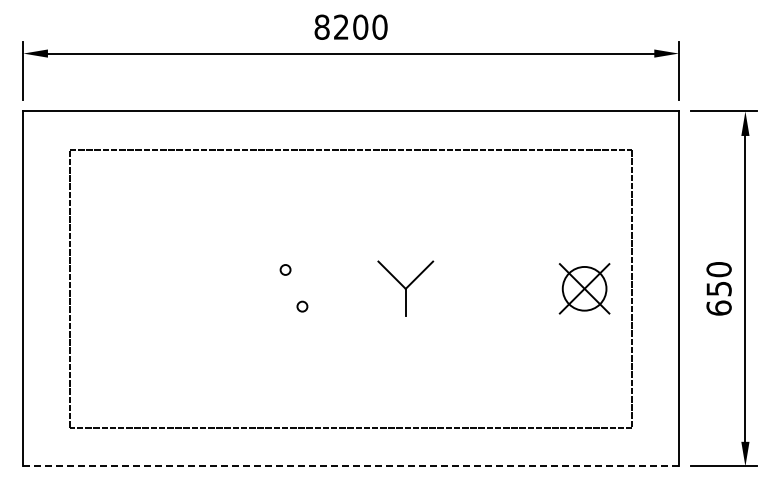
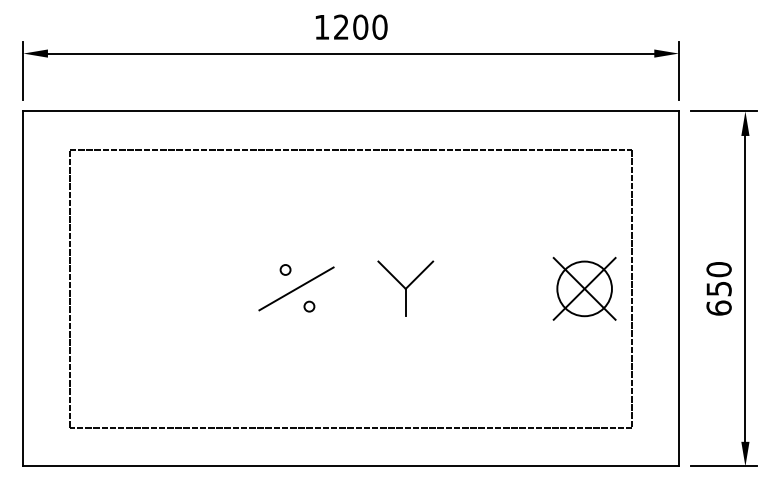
text: 8200 -> 1200 (321, 26)
line: none -> present (296, 288)
part size: 53x52 px -> 65x65 px (584, 288)
circle position: (302, 306) -> (309, 306) (309, 306)
line: dashed -> solid (351, 466)
